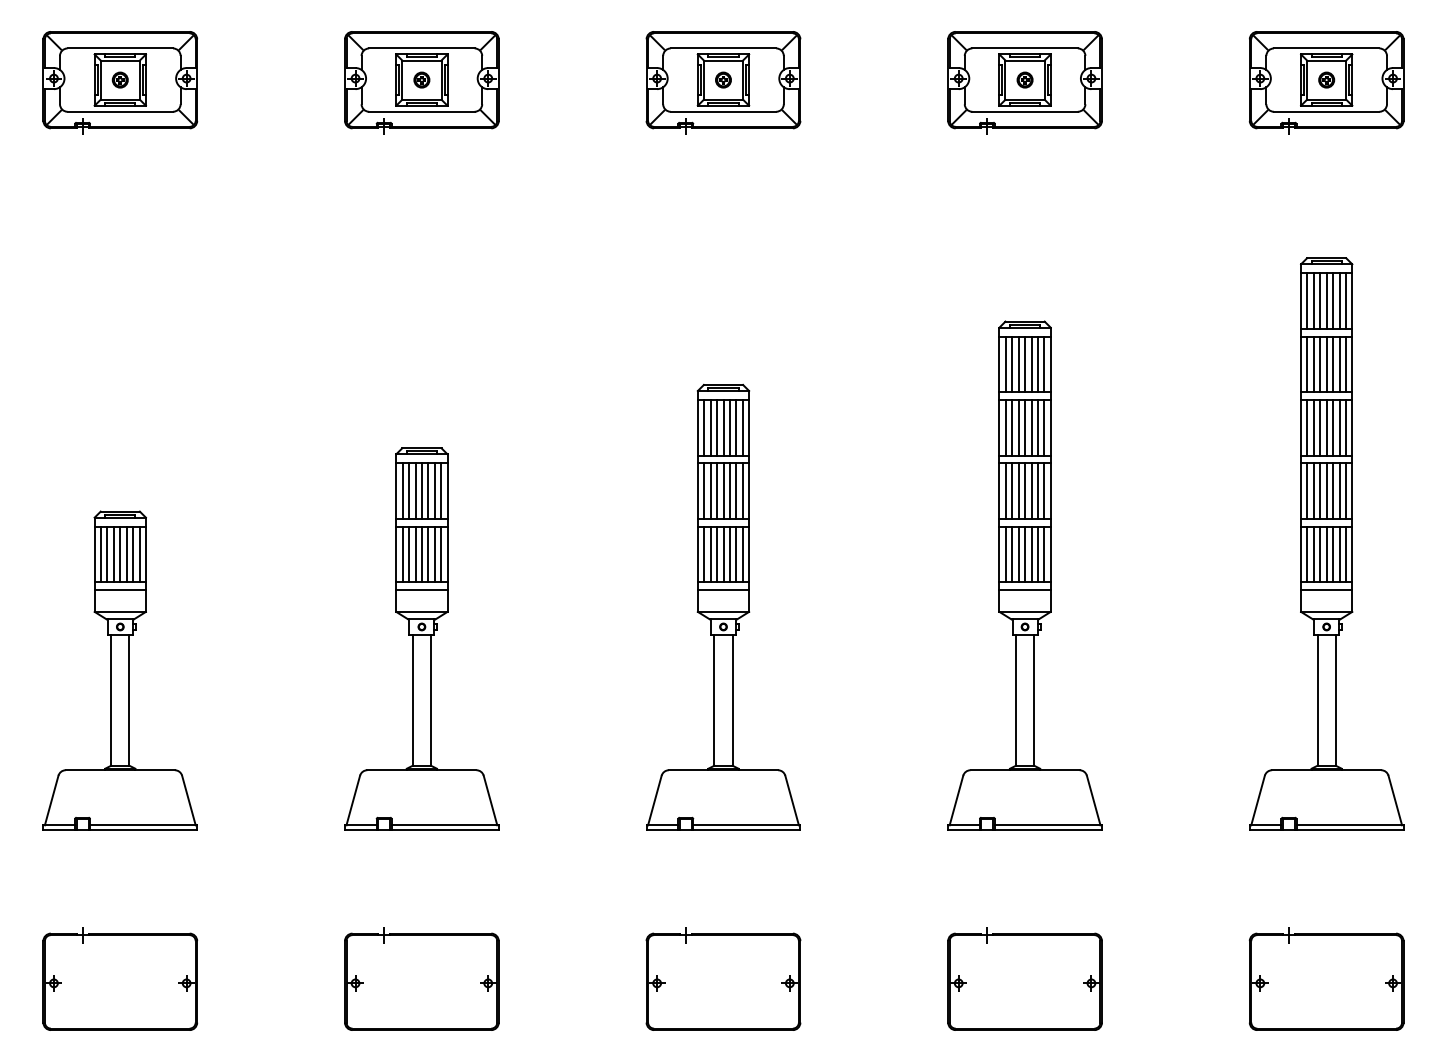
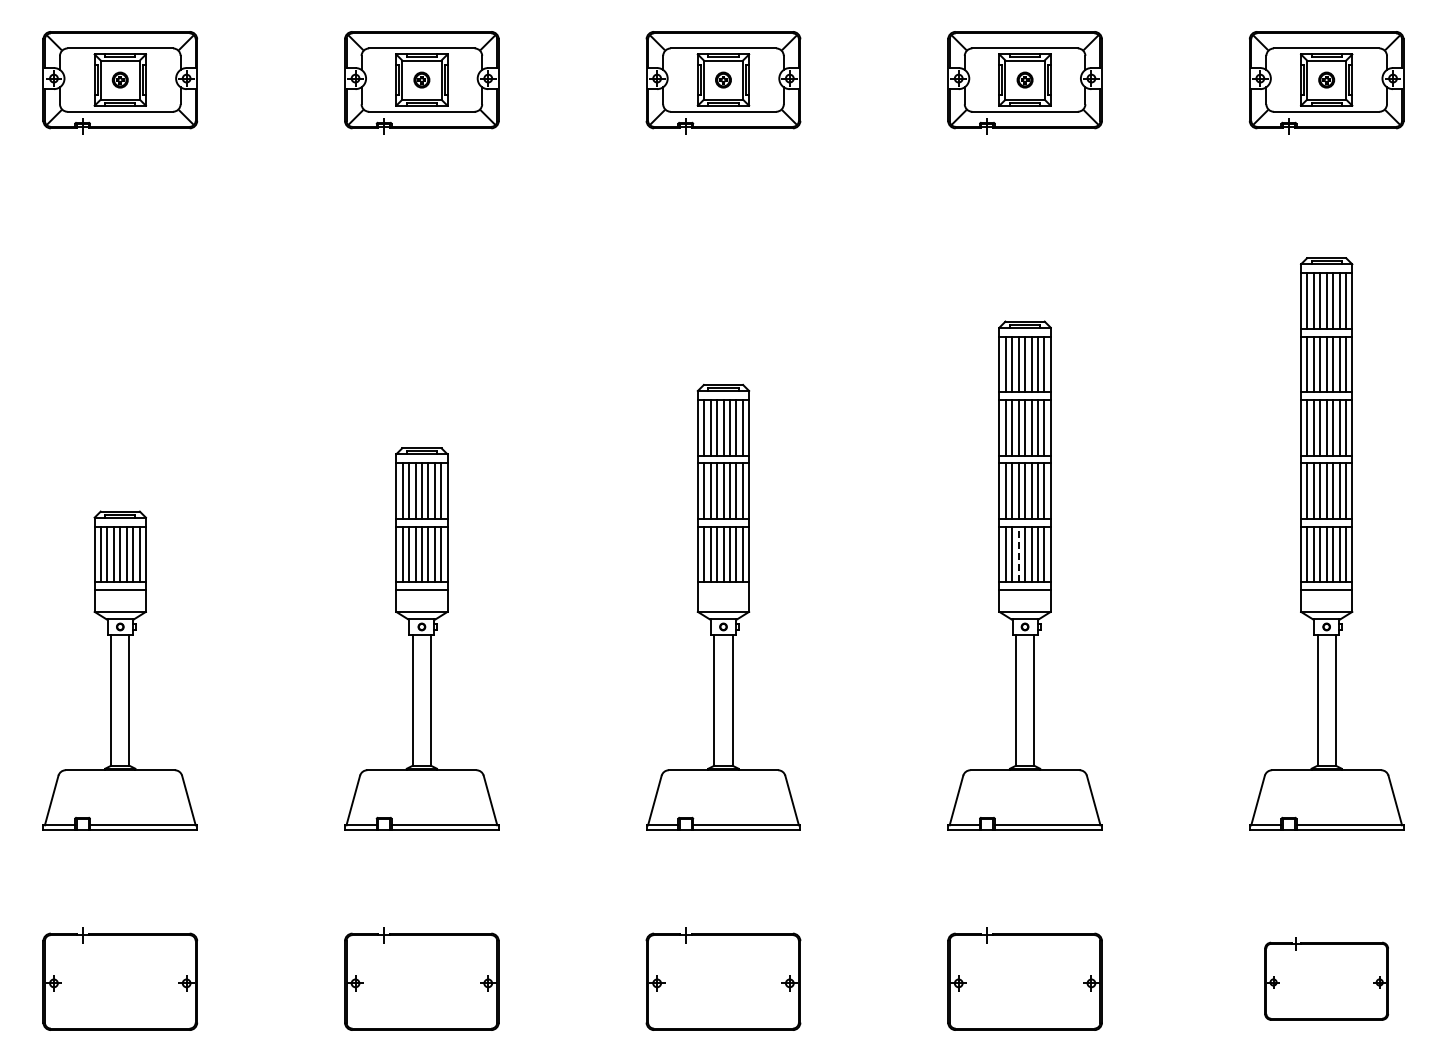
line: solid -> dashed (1018, 554)
line: present -> none (723, 590)
part size: 157x104 px -> 125x84 px (1326, 978)
